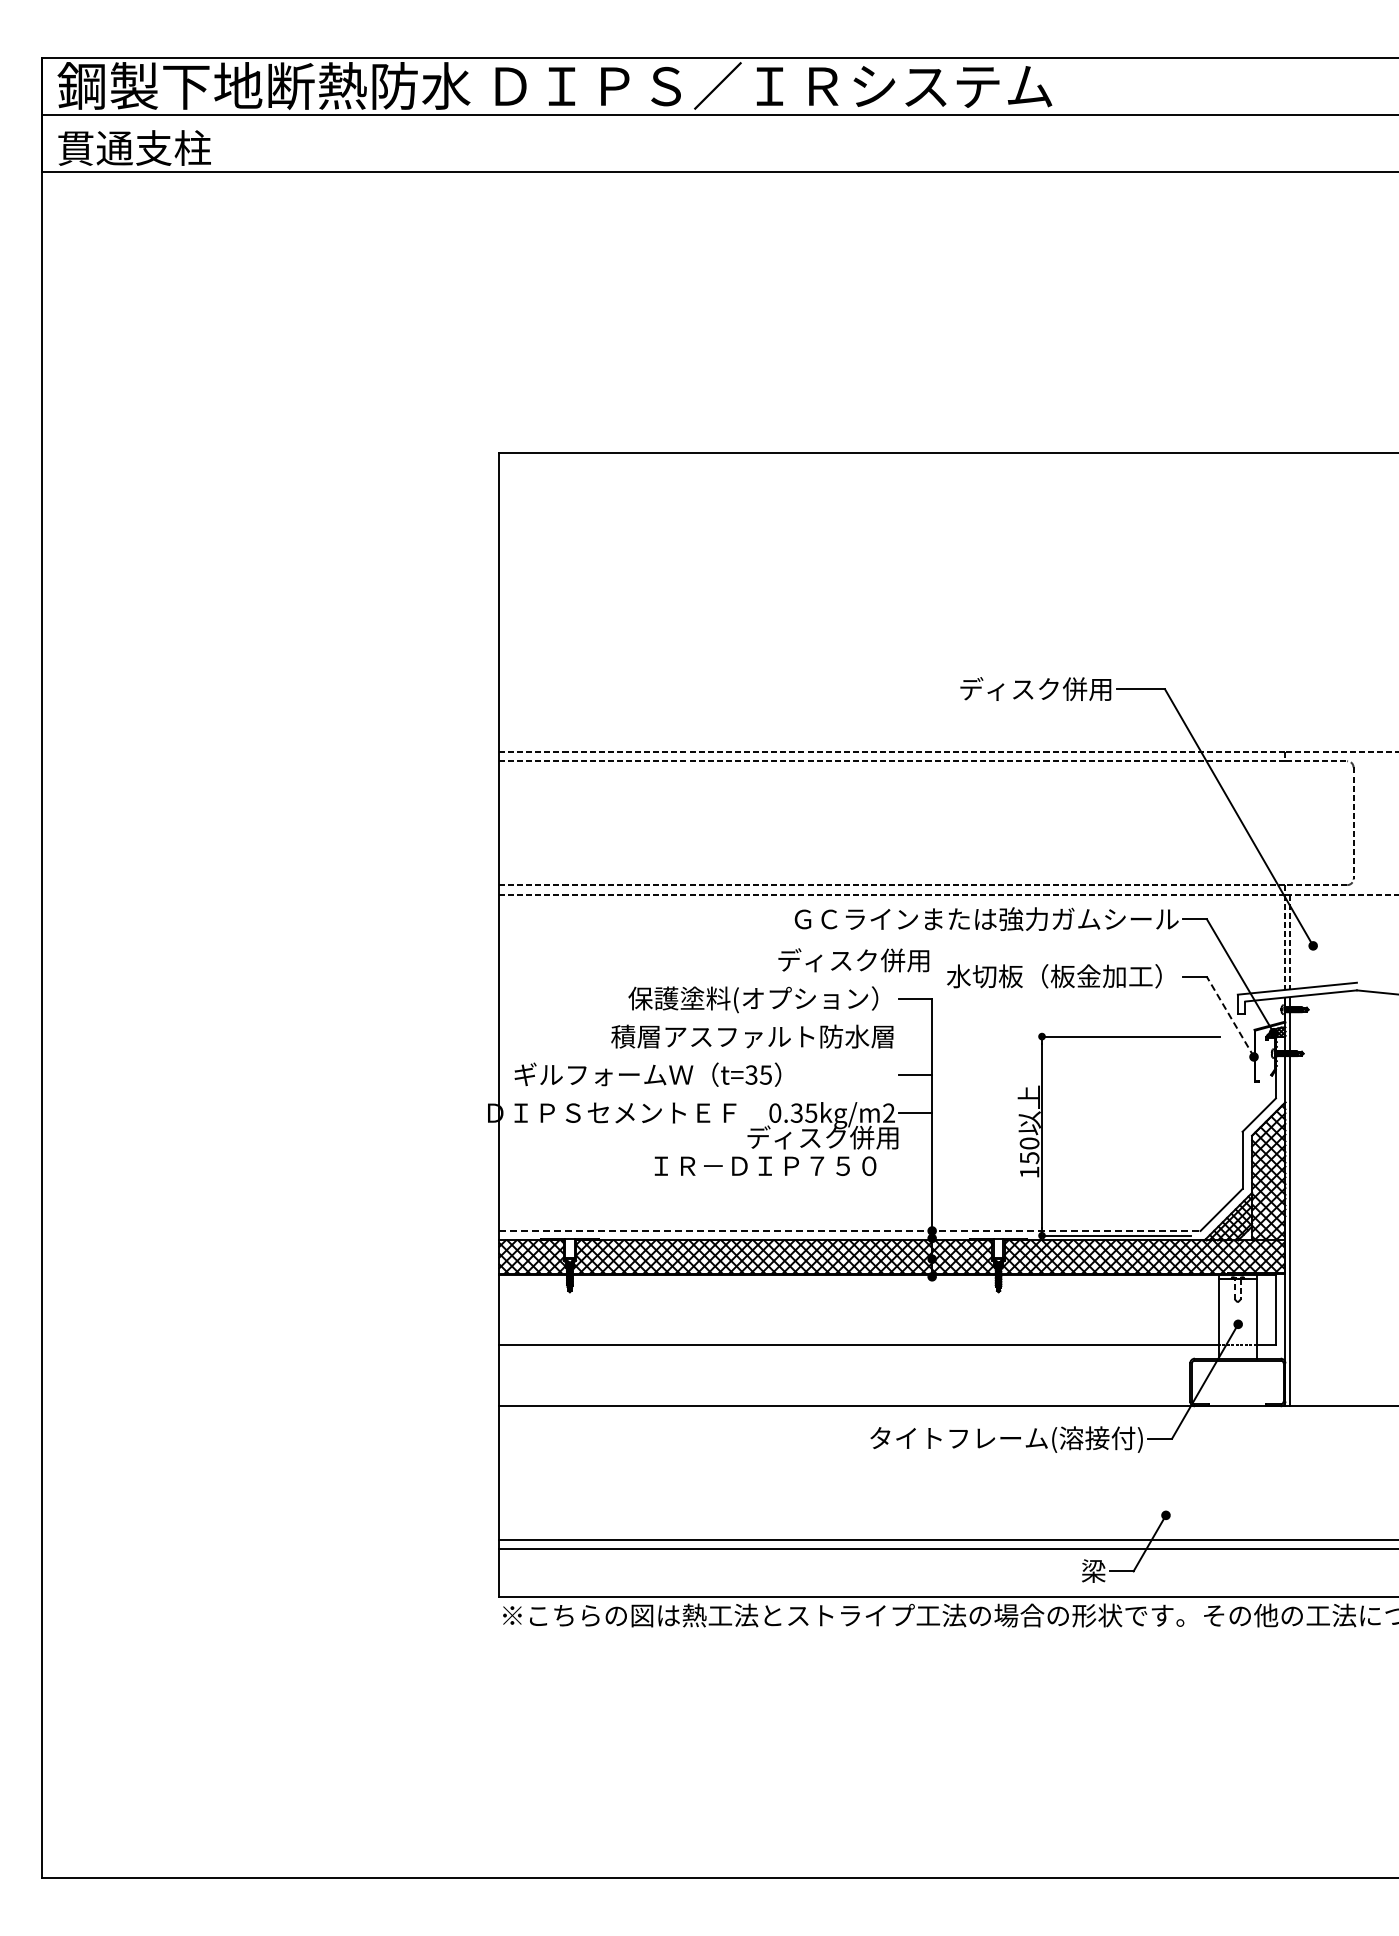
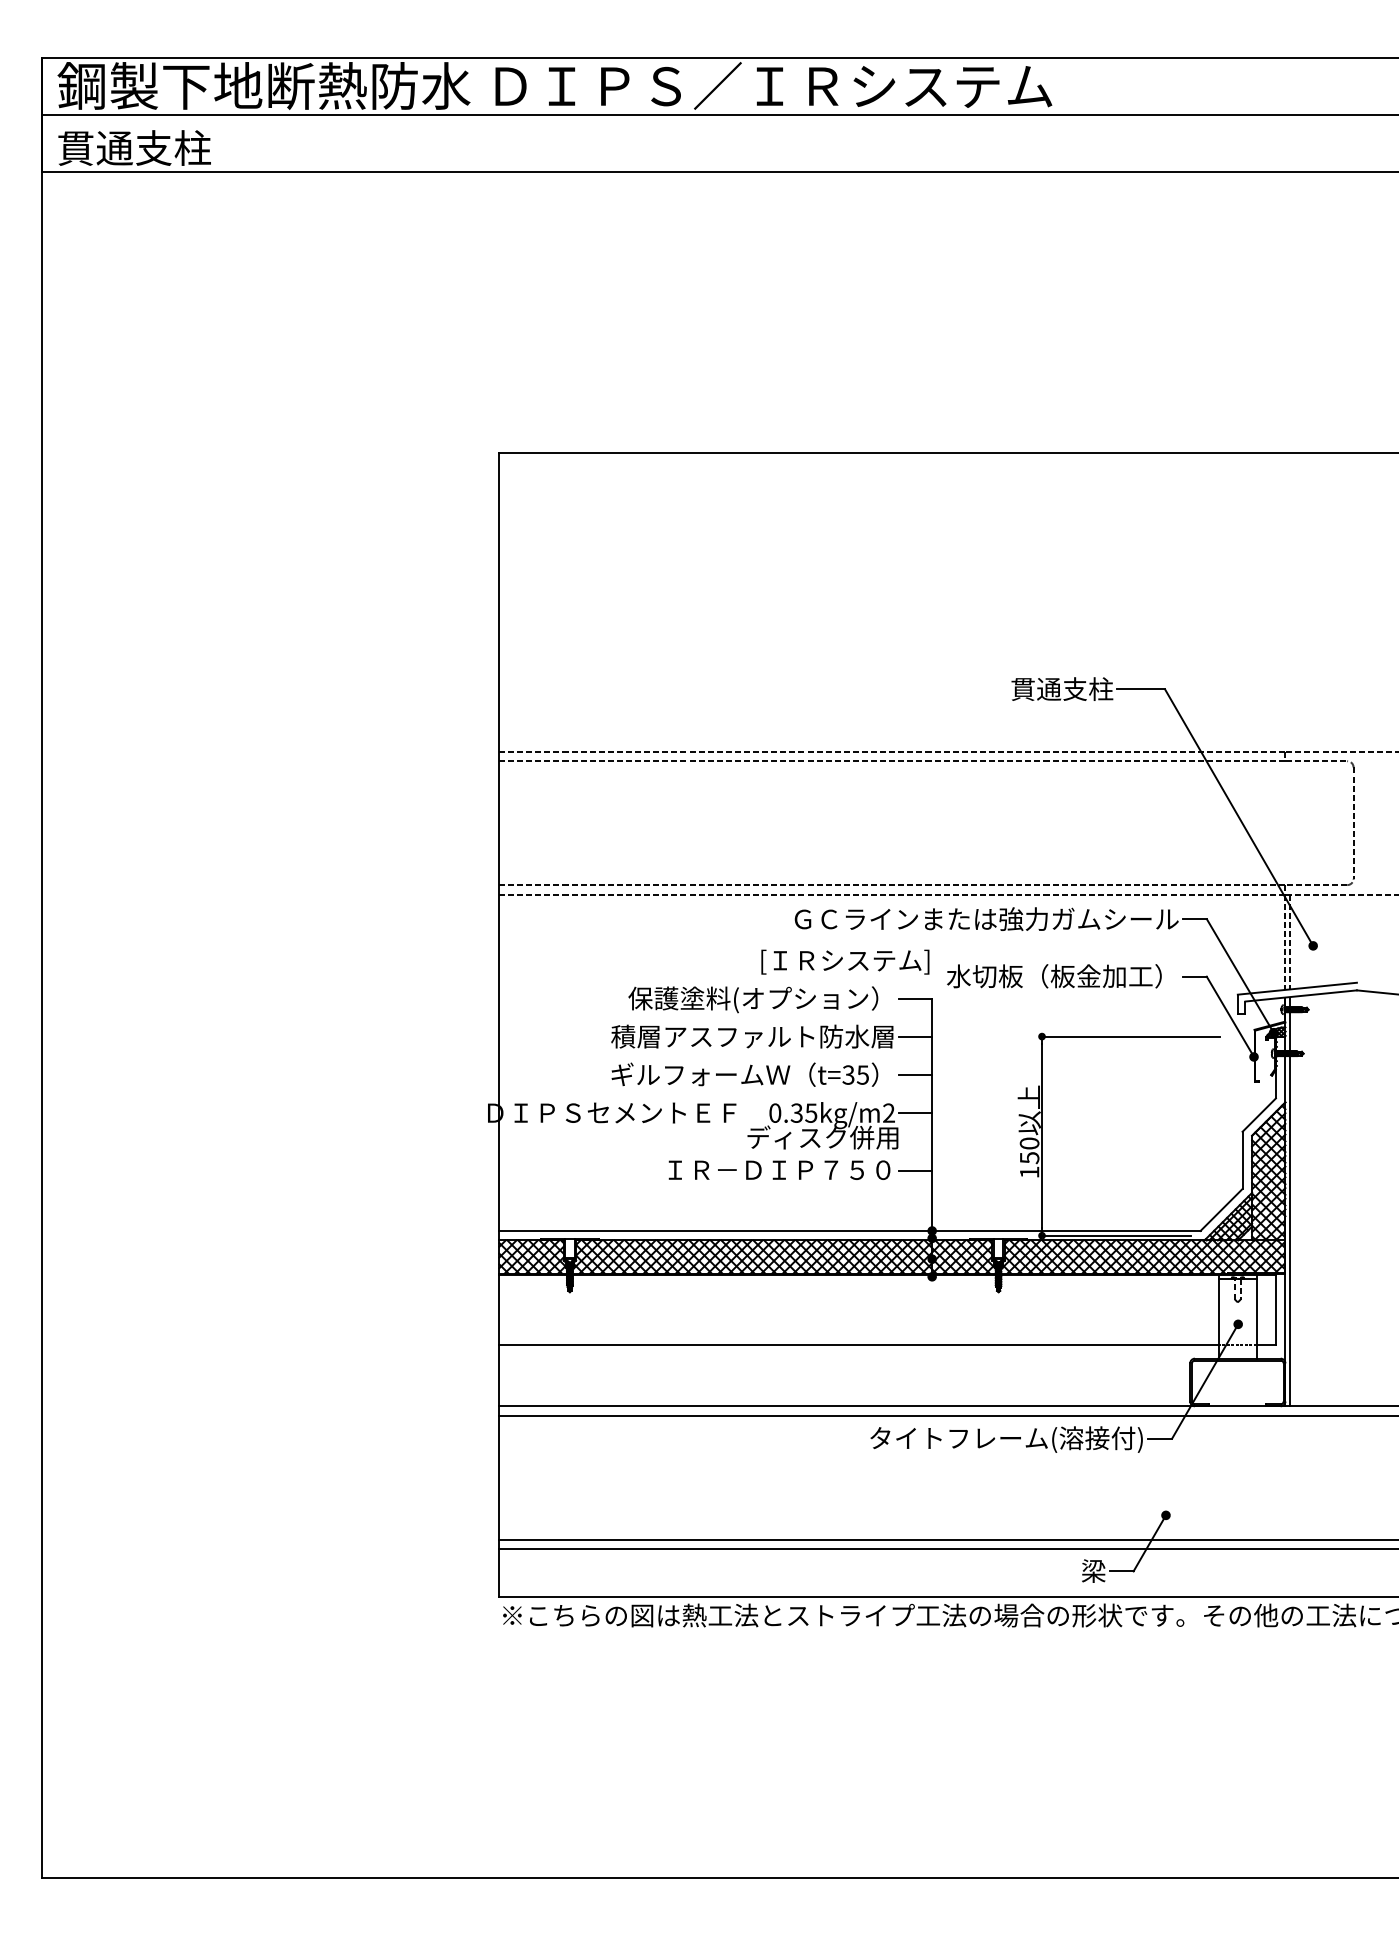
text: ディスク併用 -> 貫通支柱 (1036, 688)
text: ディスク併用 -> [ＩＲシステム] (845, 961)
line: dashed -> solid (1230, 1016)
line: none -> present (915, 1036)
text position: (647, 1074) -> (744, 1074) (744, 1074)
text position: (765, 1165) -> (779, 1169) (779, 1169)
line: none -> present (915, 1171)
line: dashed -> solid (849, 1230)
line: none -> present (947, 1415)
